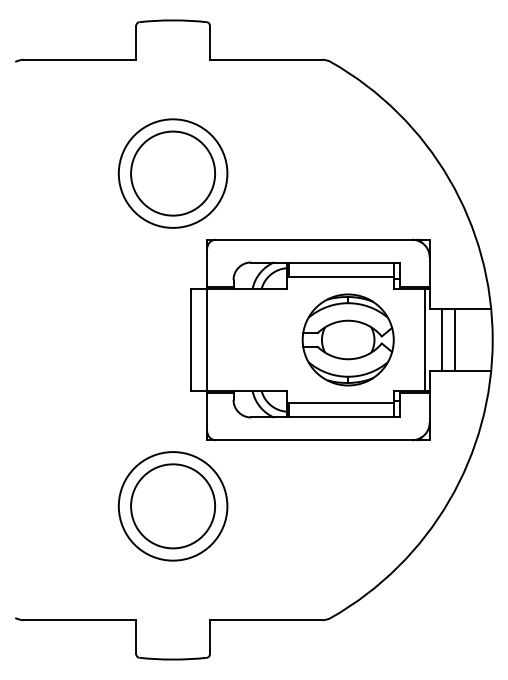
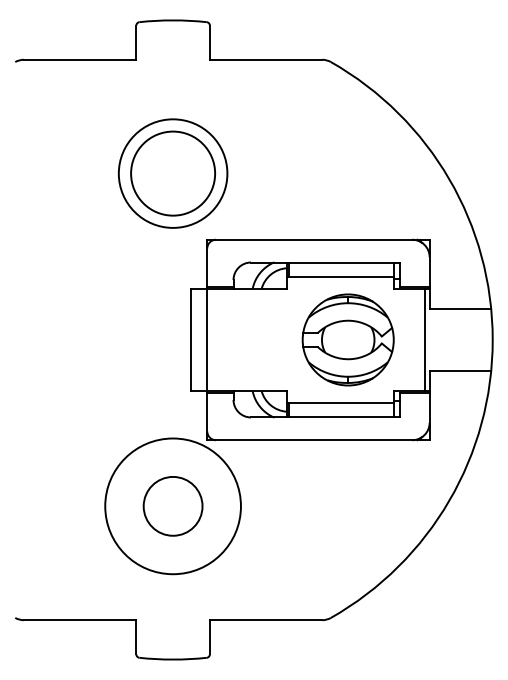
line: present -> none (441, 339)
line: present -> none (455, 339)
circle diameter: 109 px -> 136 px (172, 506)
circle diameter: 84 px -> 59 px (172, 505)
